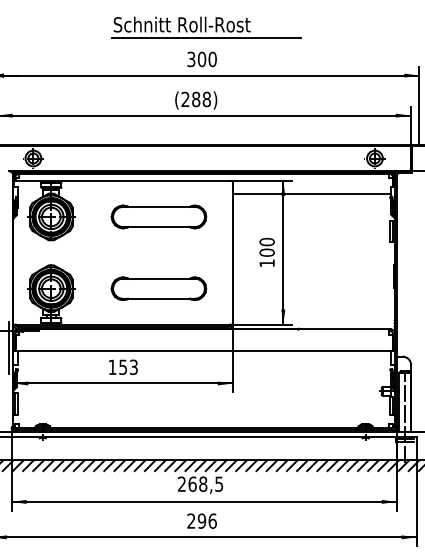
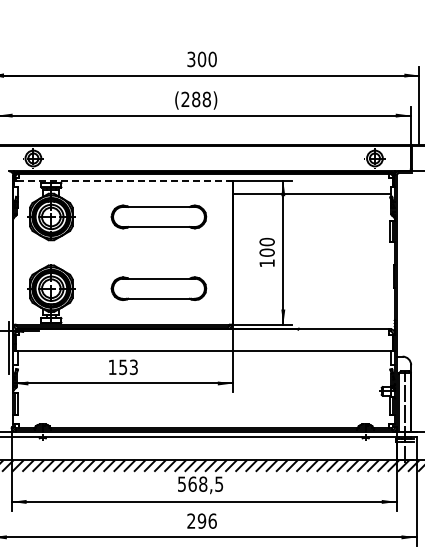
part: present -> none (206, 27)
line: solid -> dashed (123, 181)
text: 268,5 -> 568,5 (181, 483)
